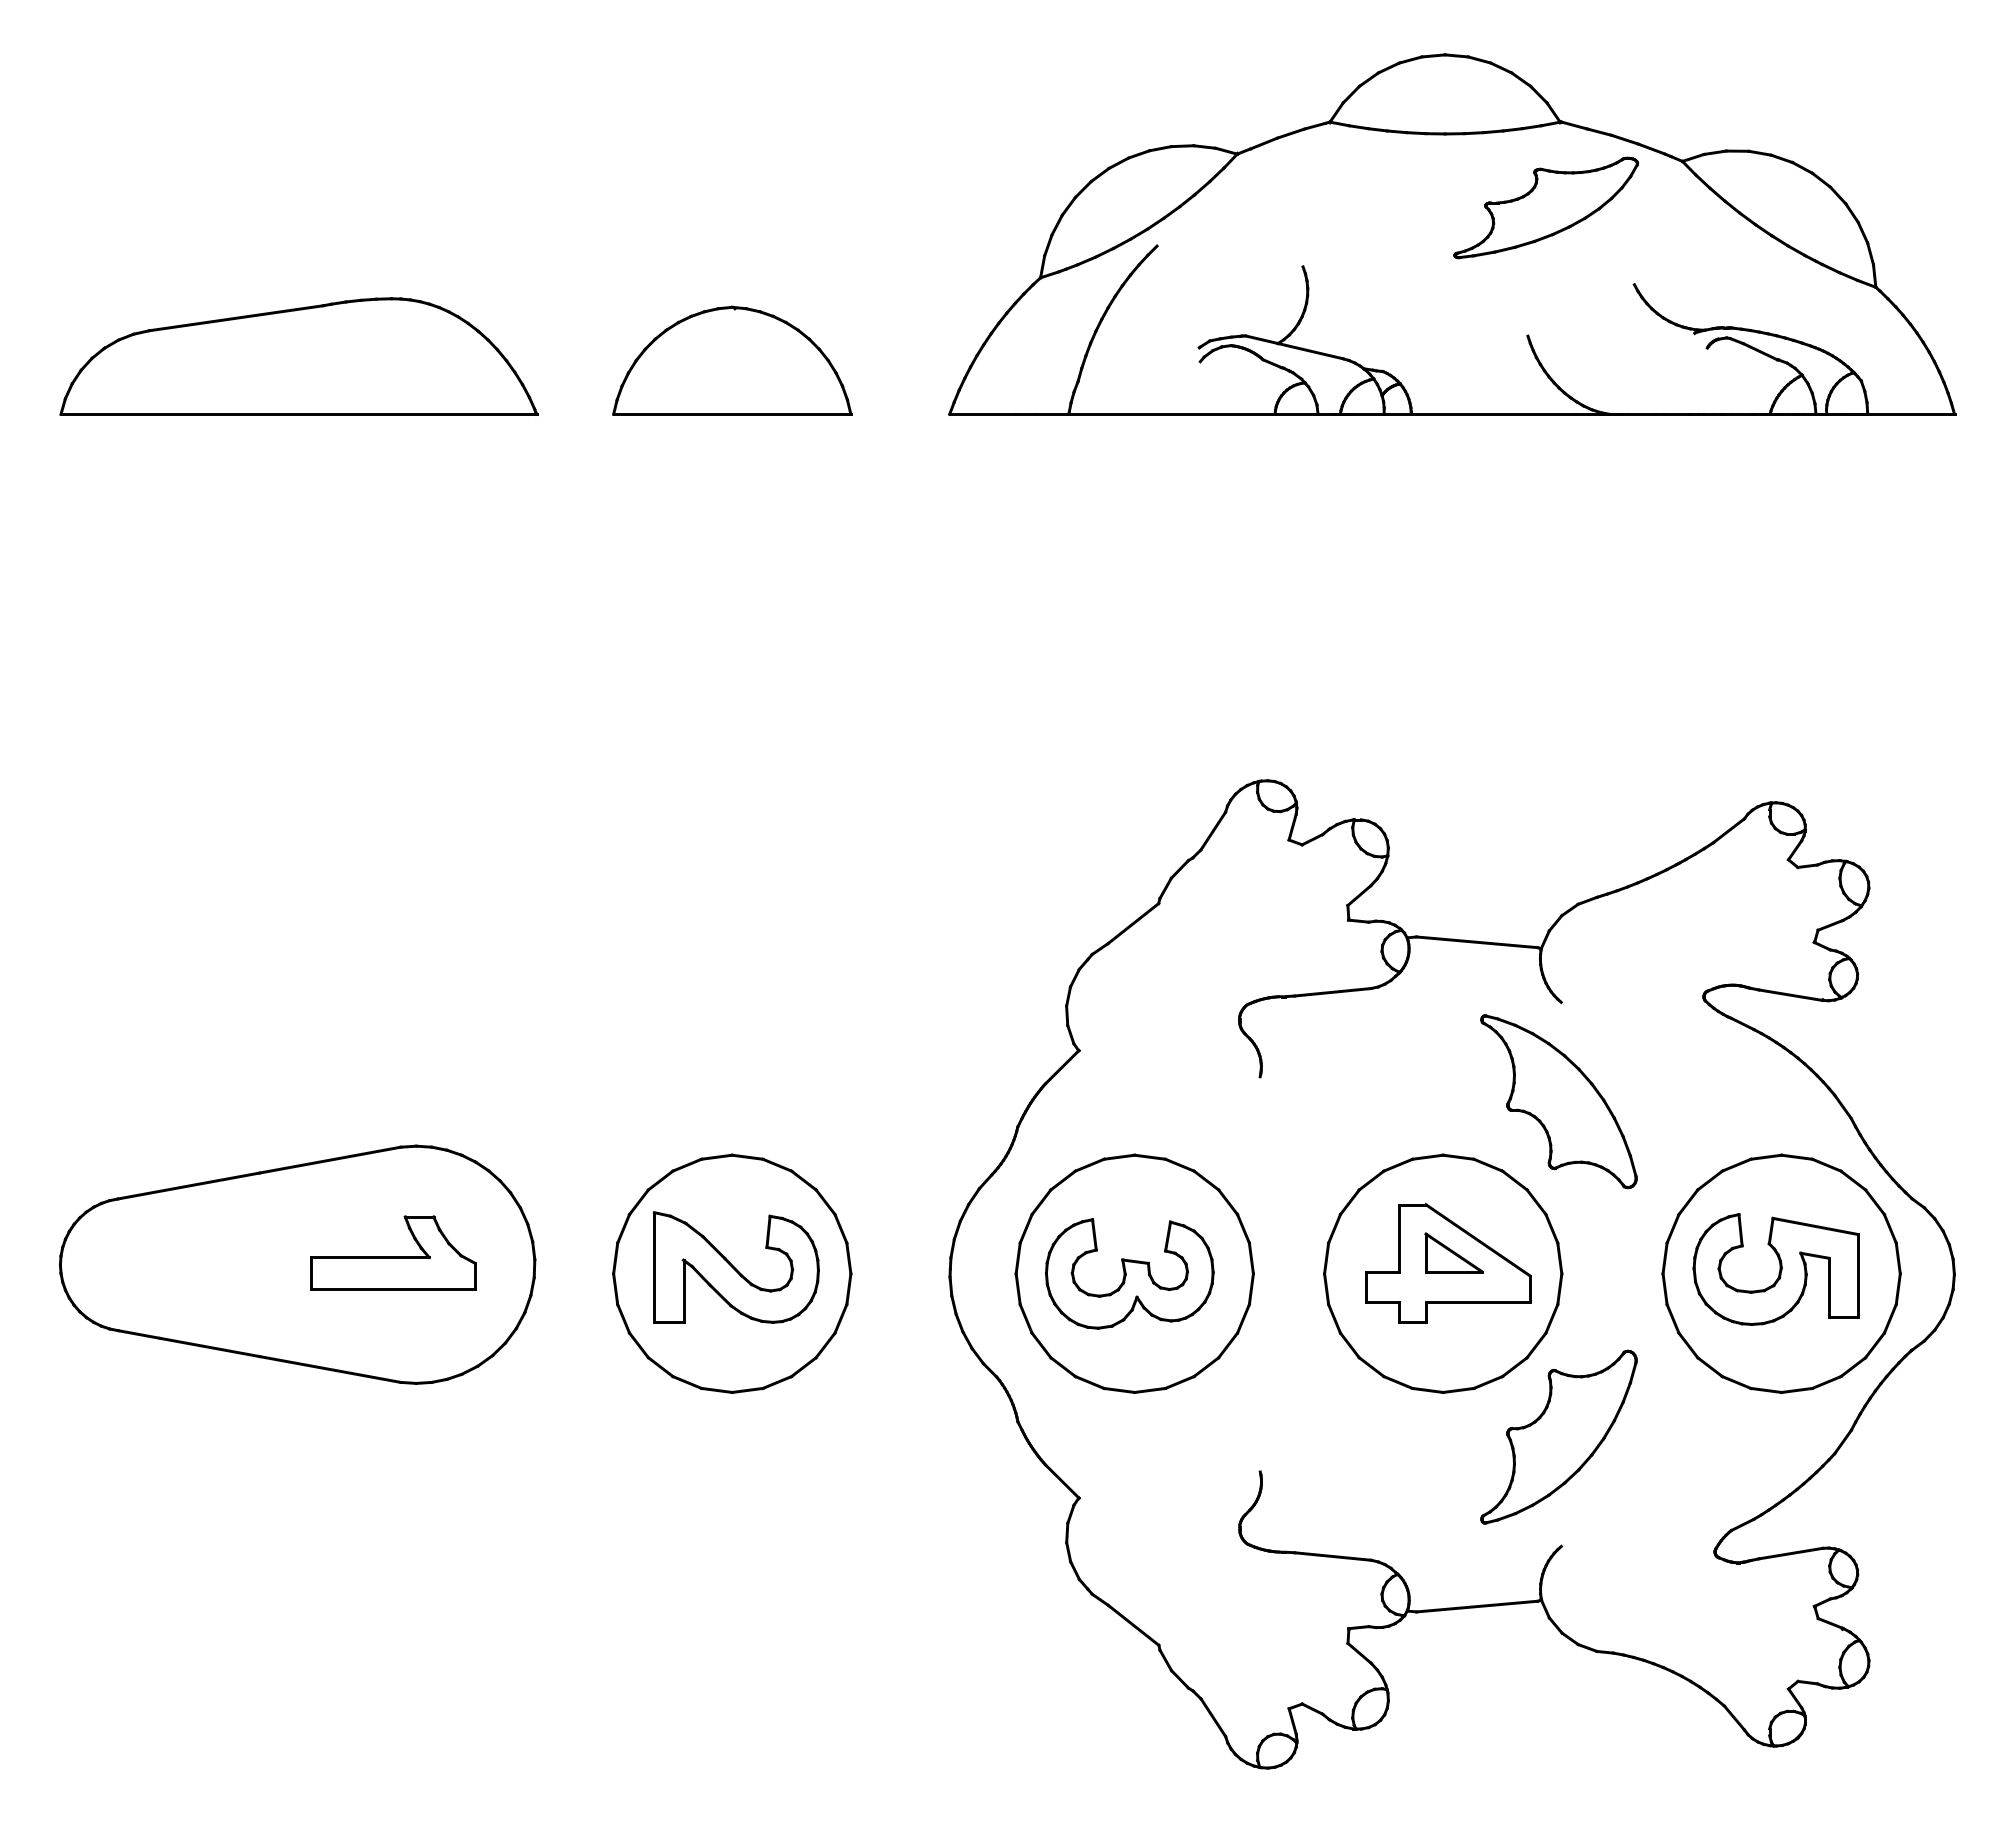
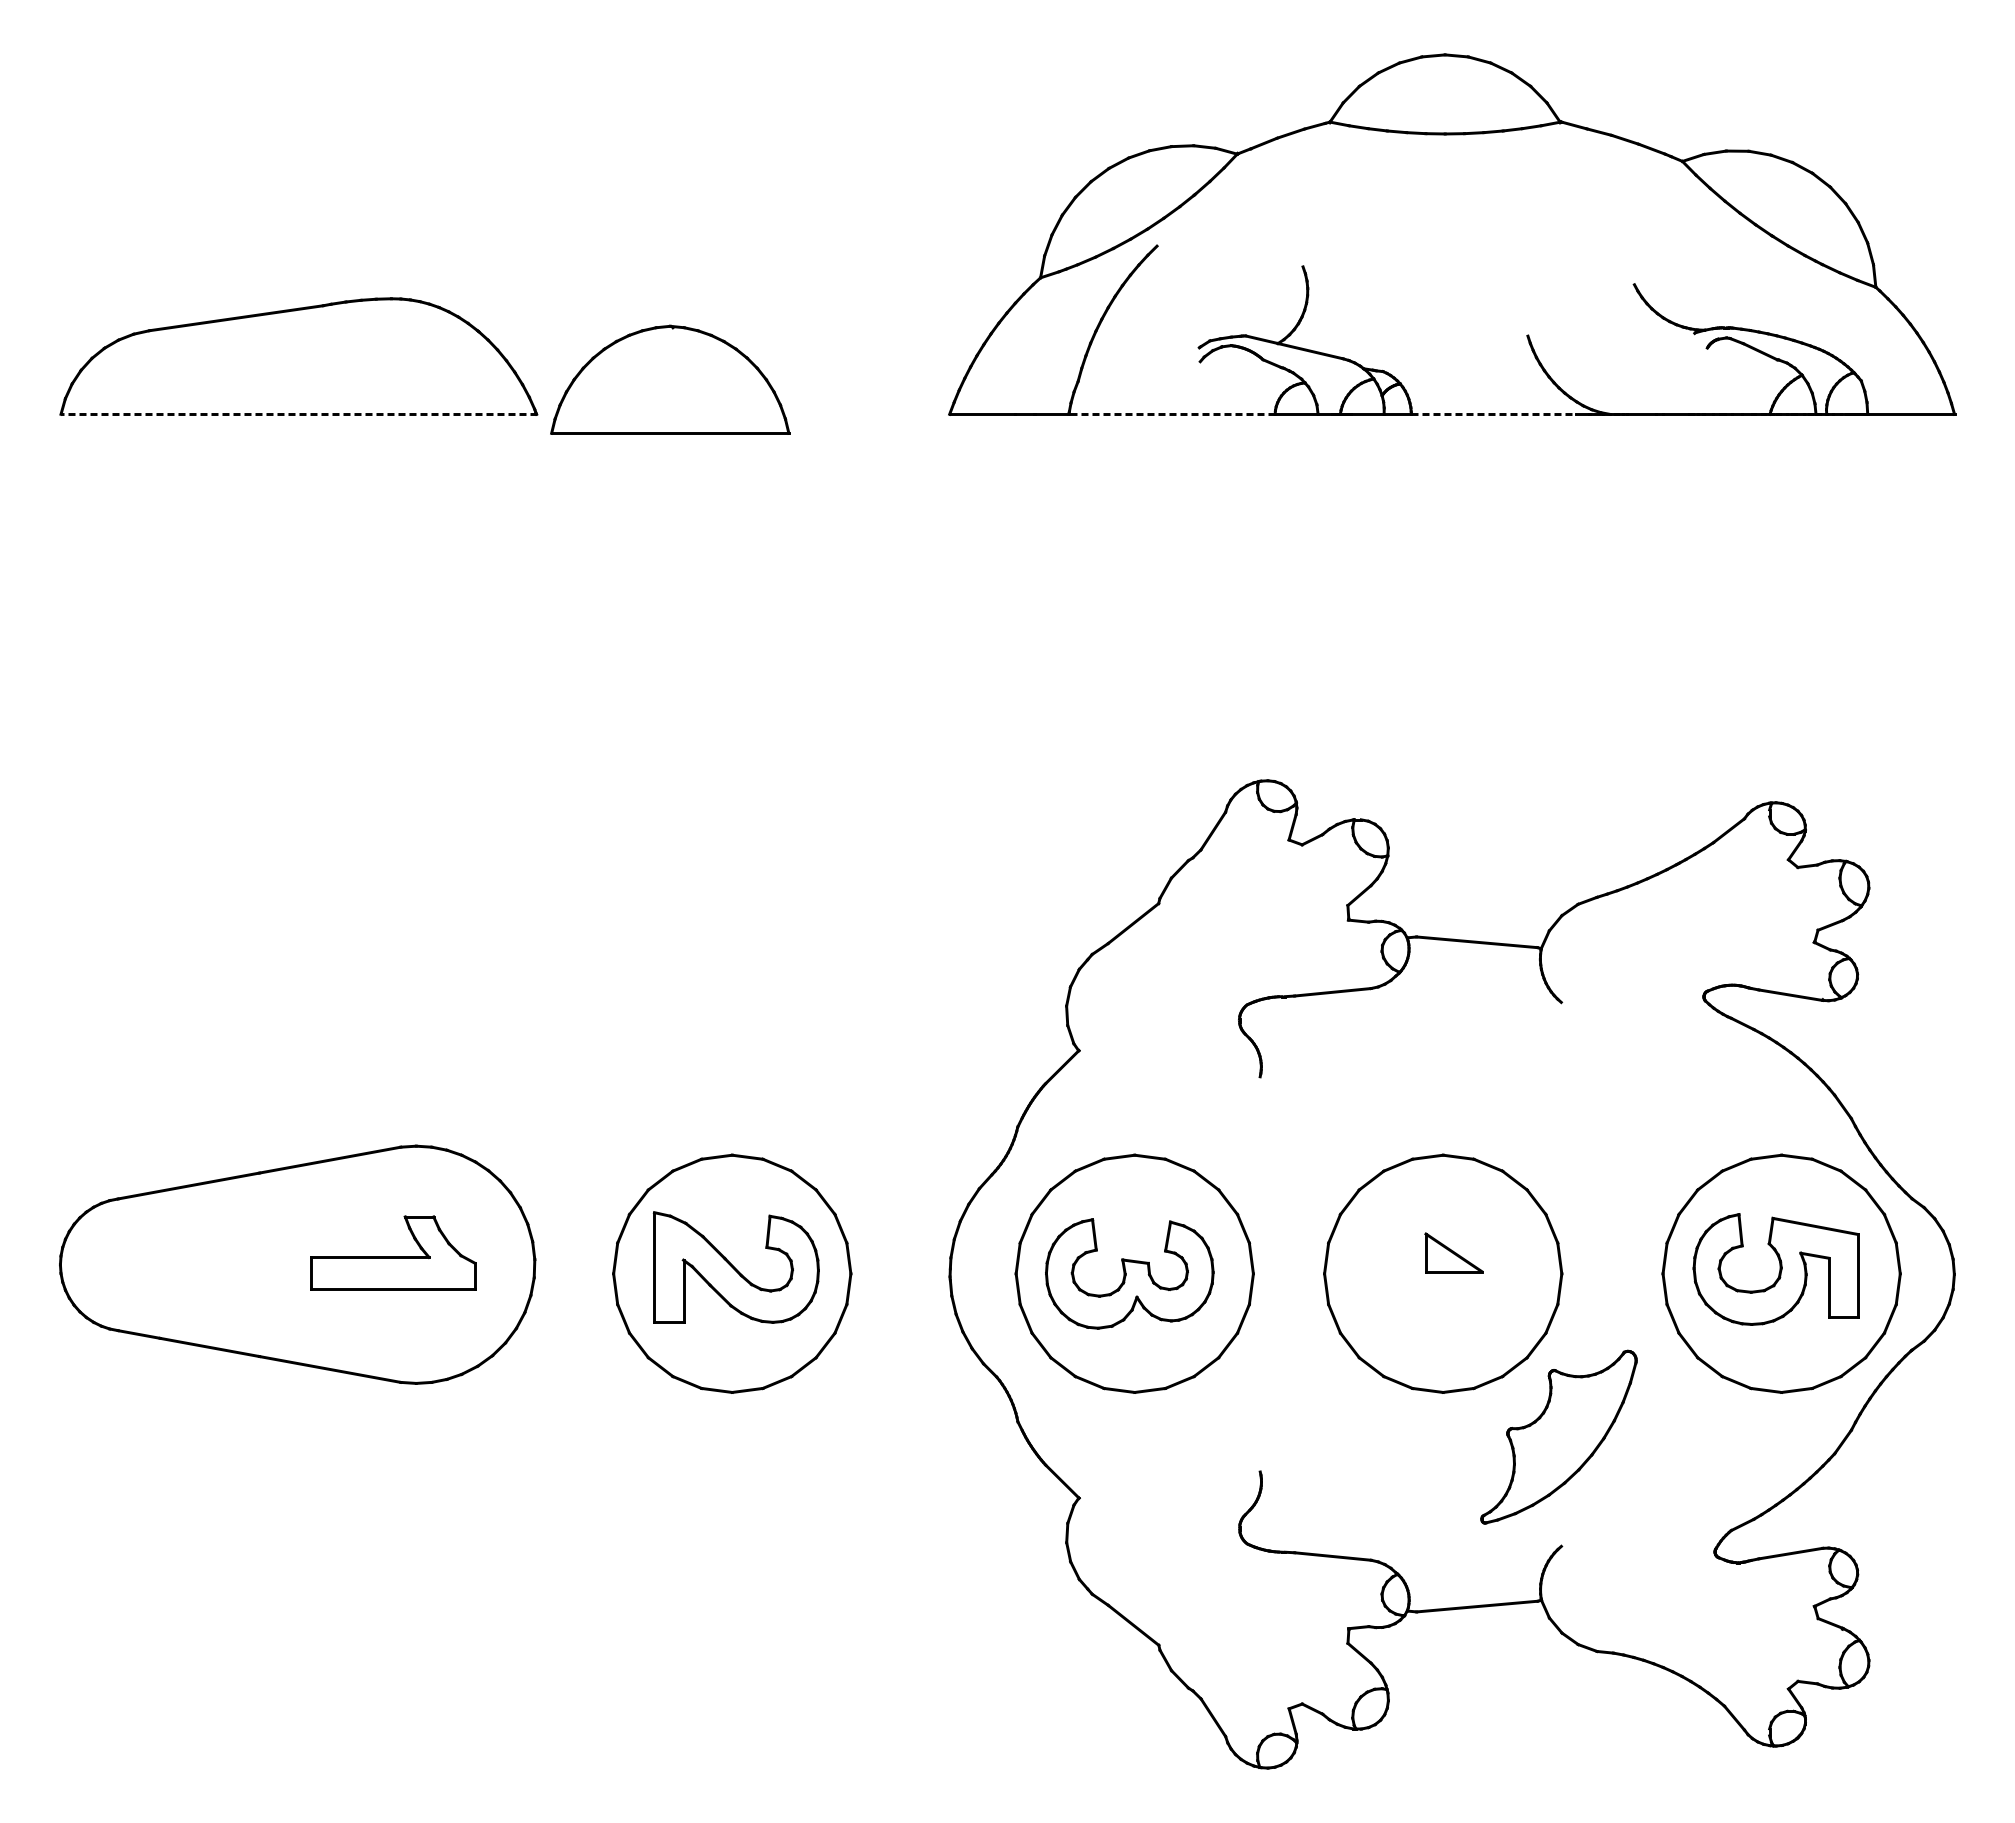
part: present -> none (1546, 207)
part position: (732, 360) -> (670, 379) (670, 379)
line: solid -> dashed (298, 414)
line: solid -> dashed (1172, 414)
line: solid -> dashed (1494, 414)
part: present -> none (1558, 1101)
part: present -> none (1448, 1263)
